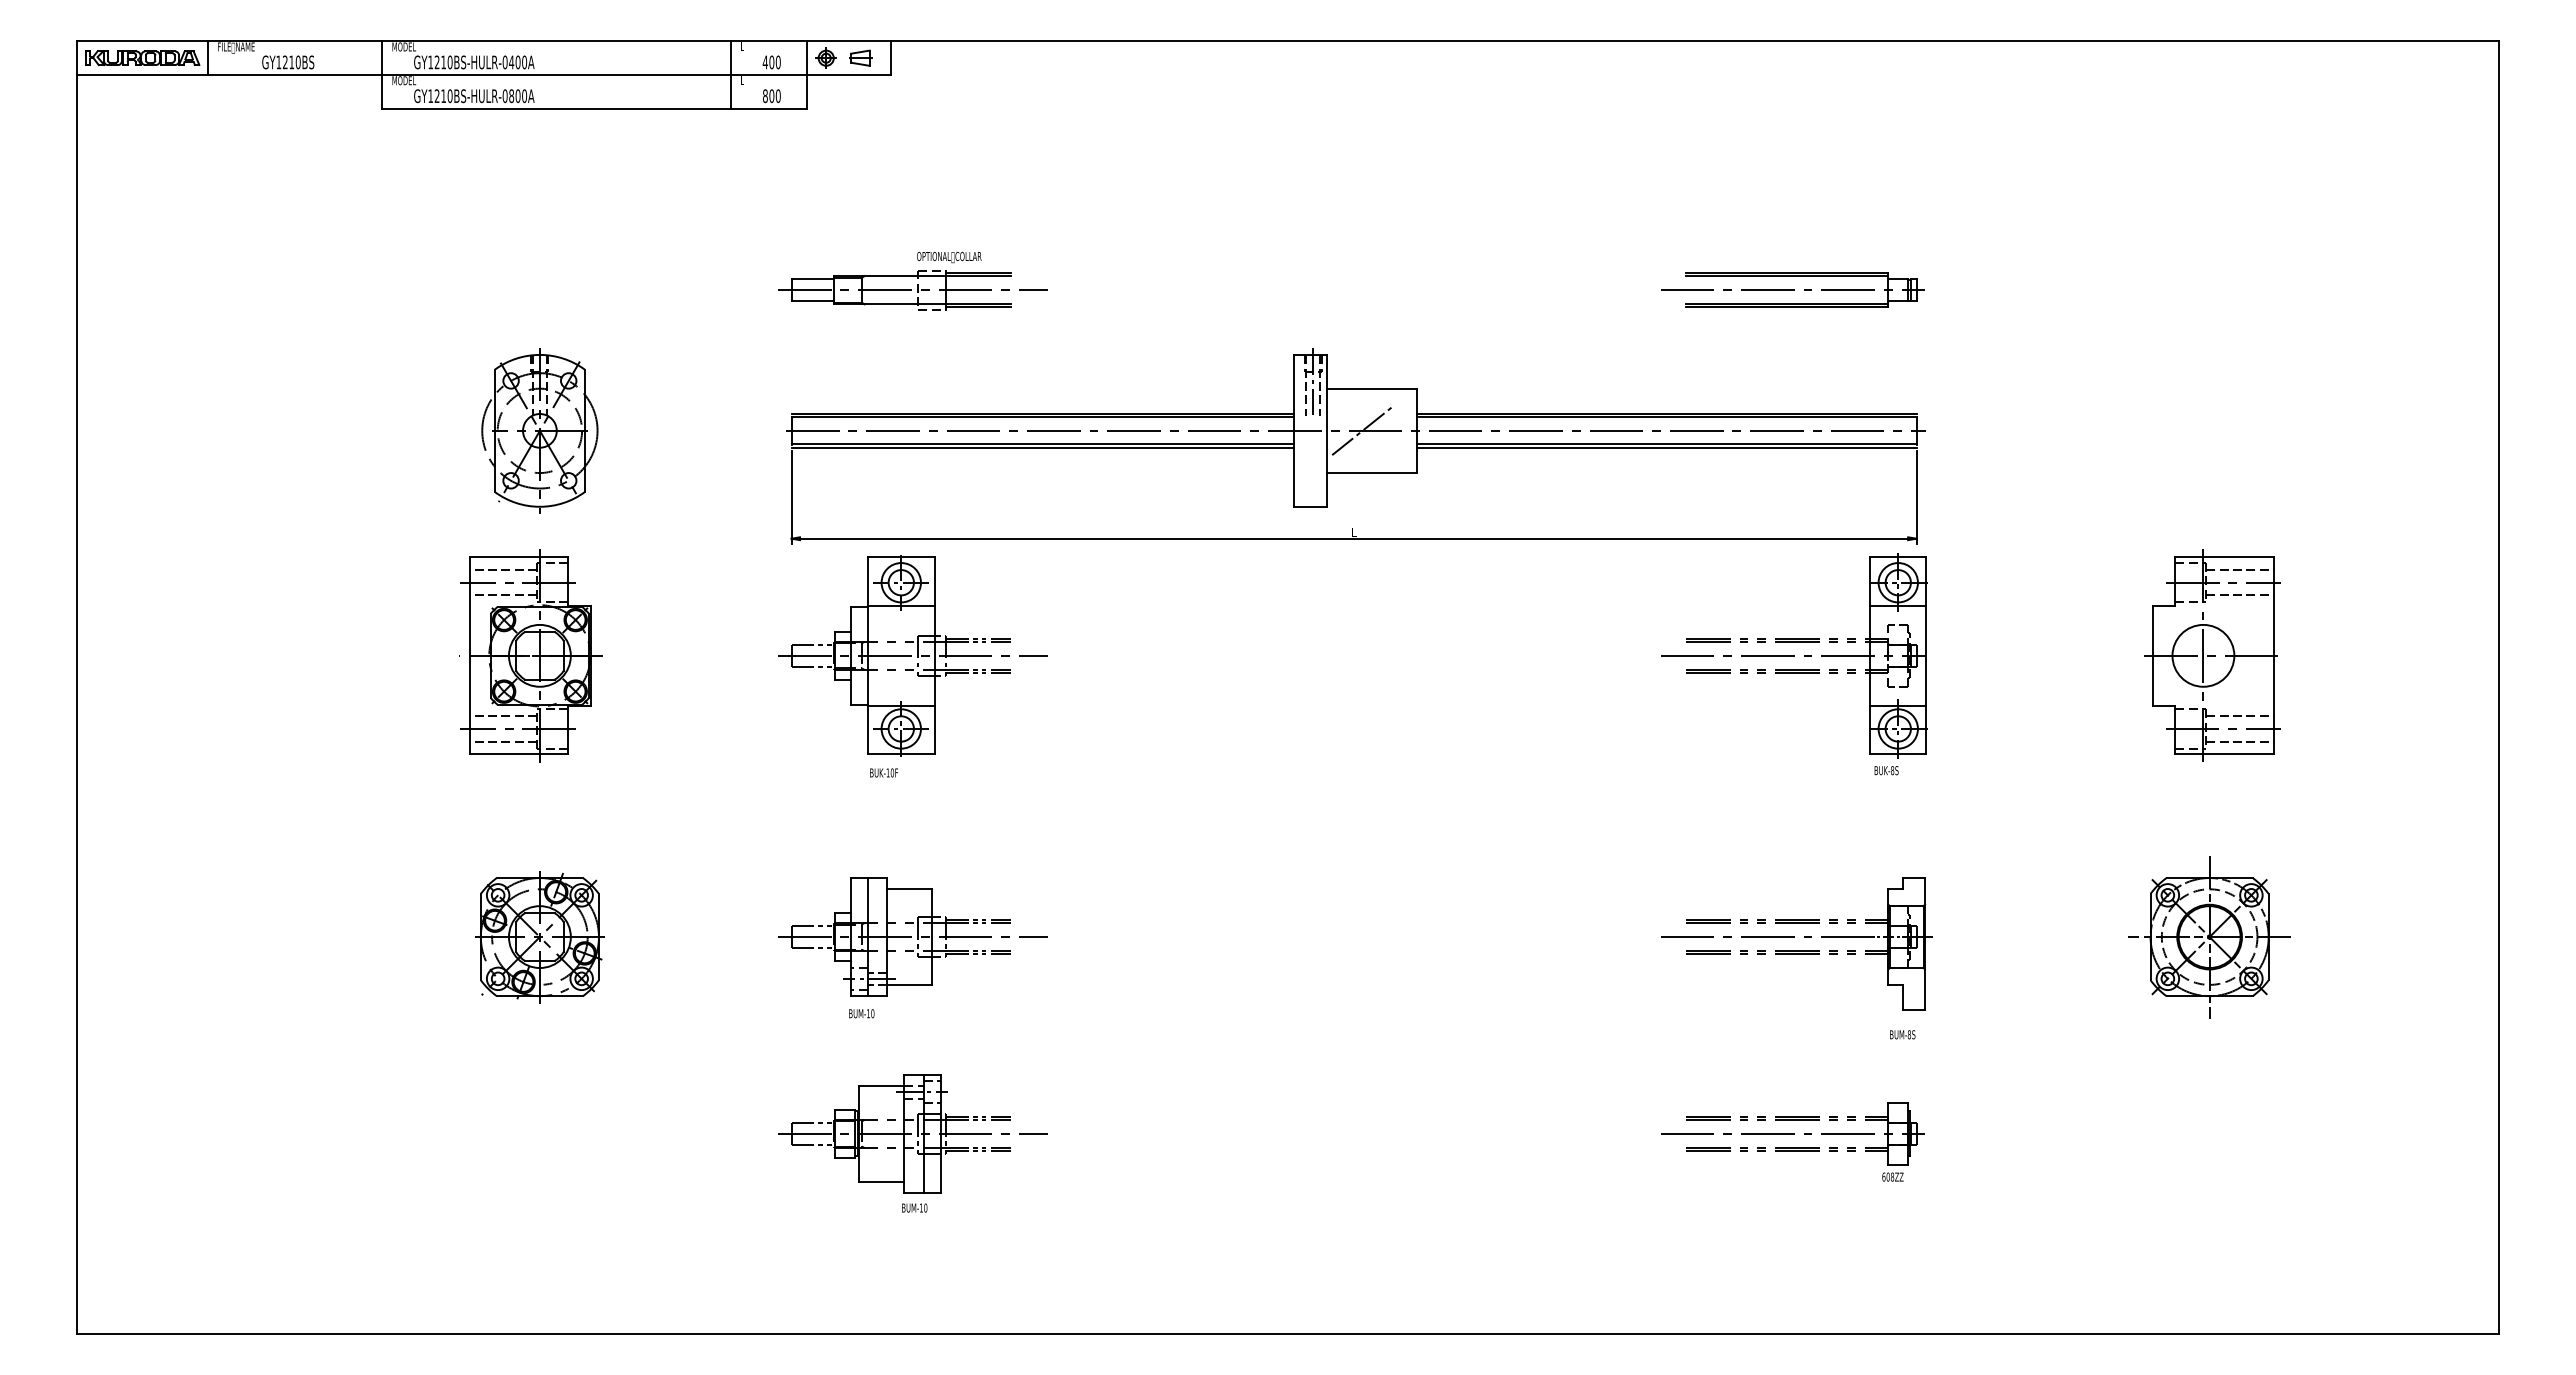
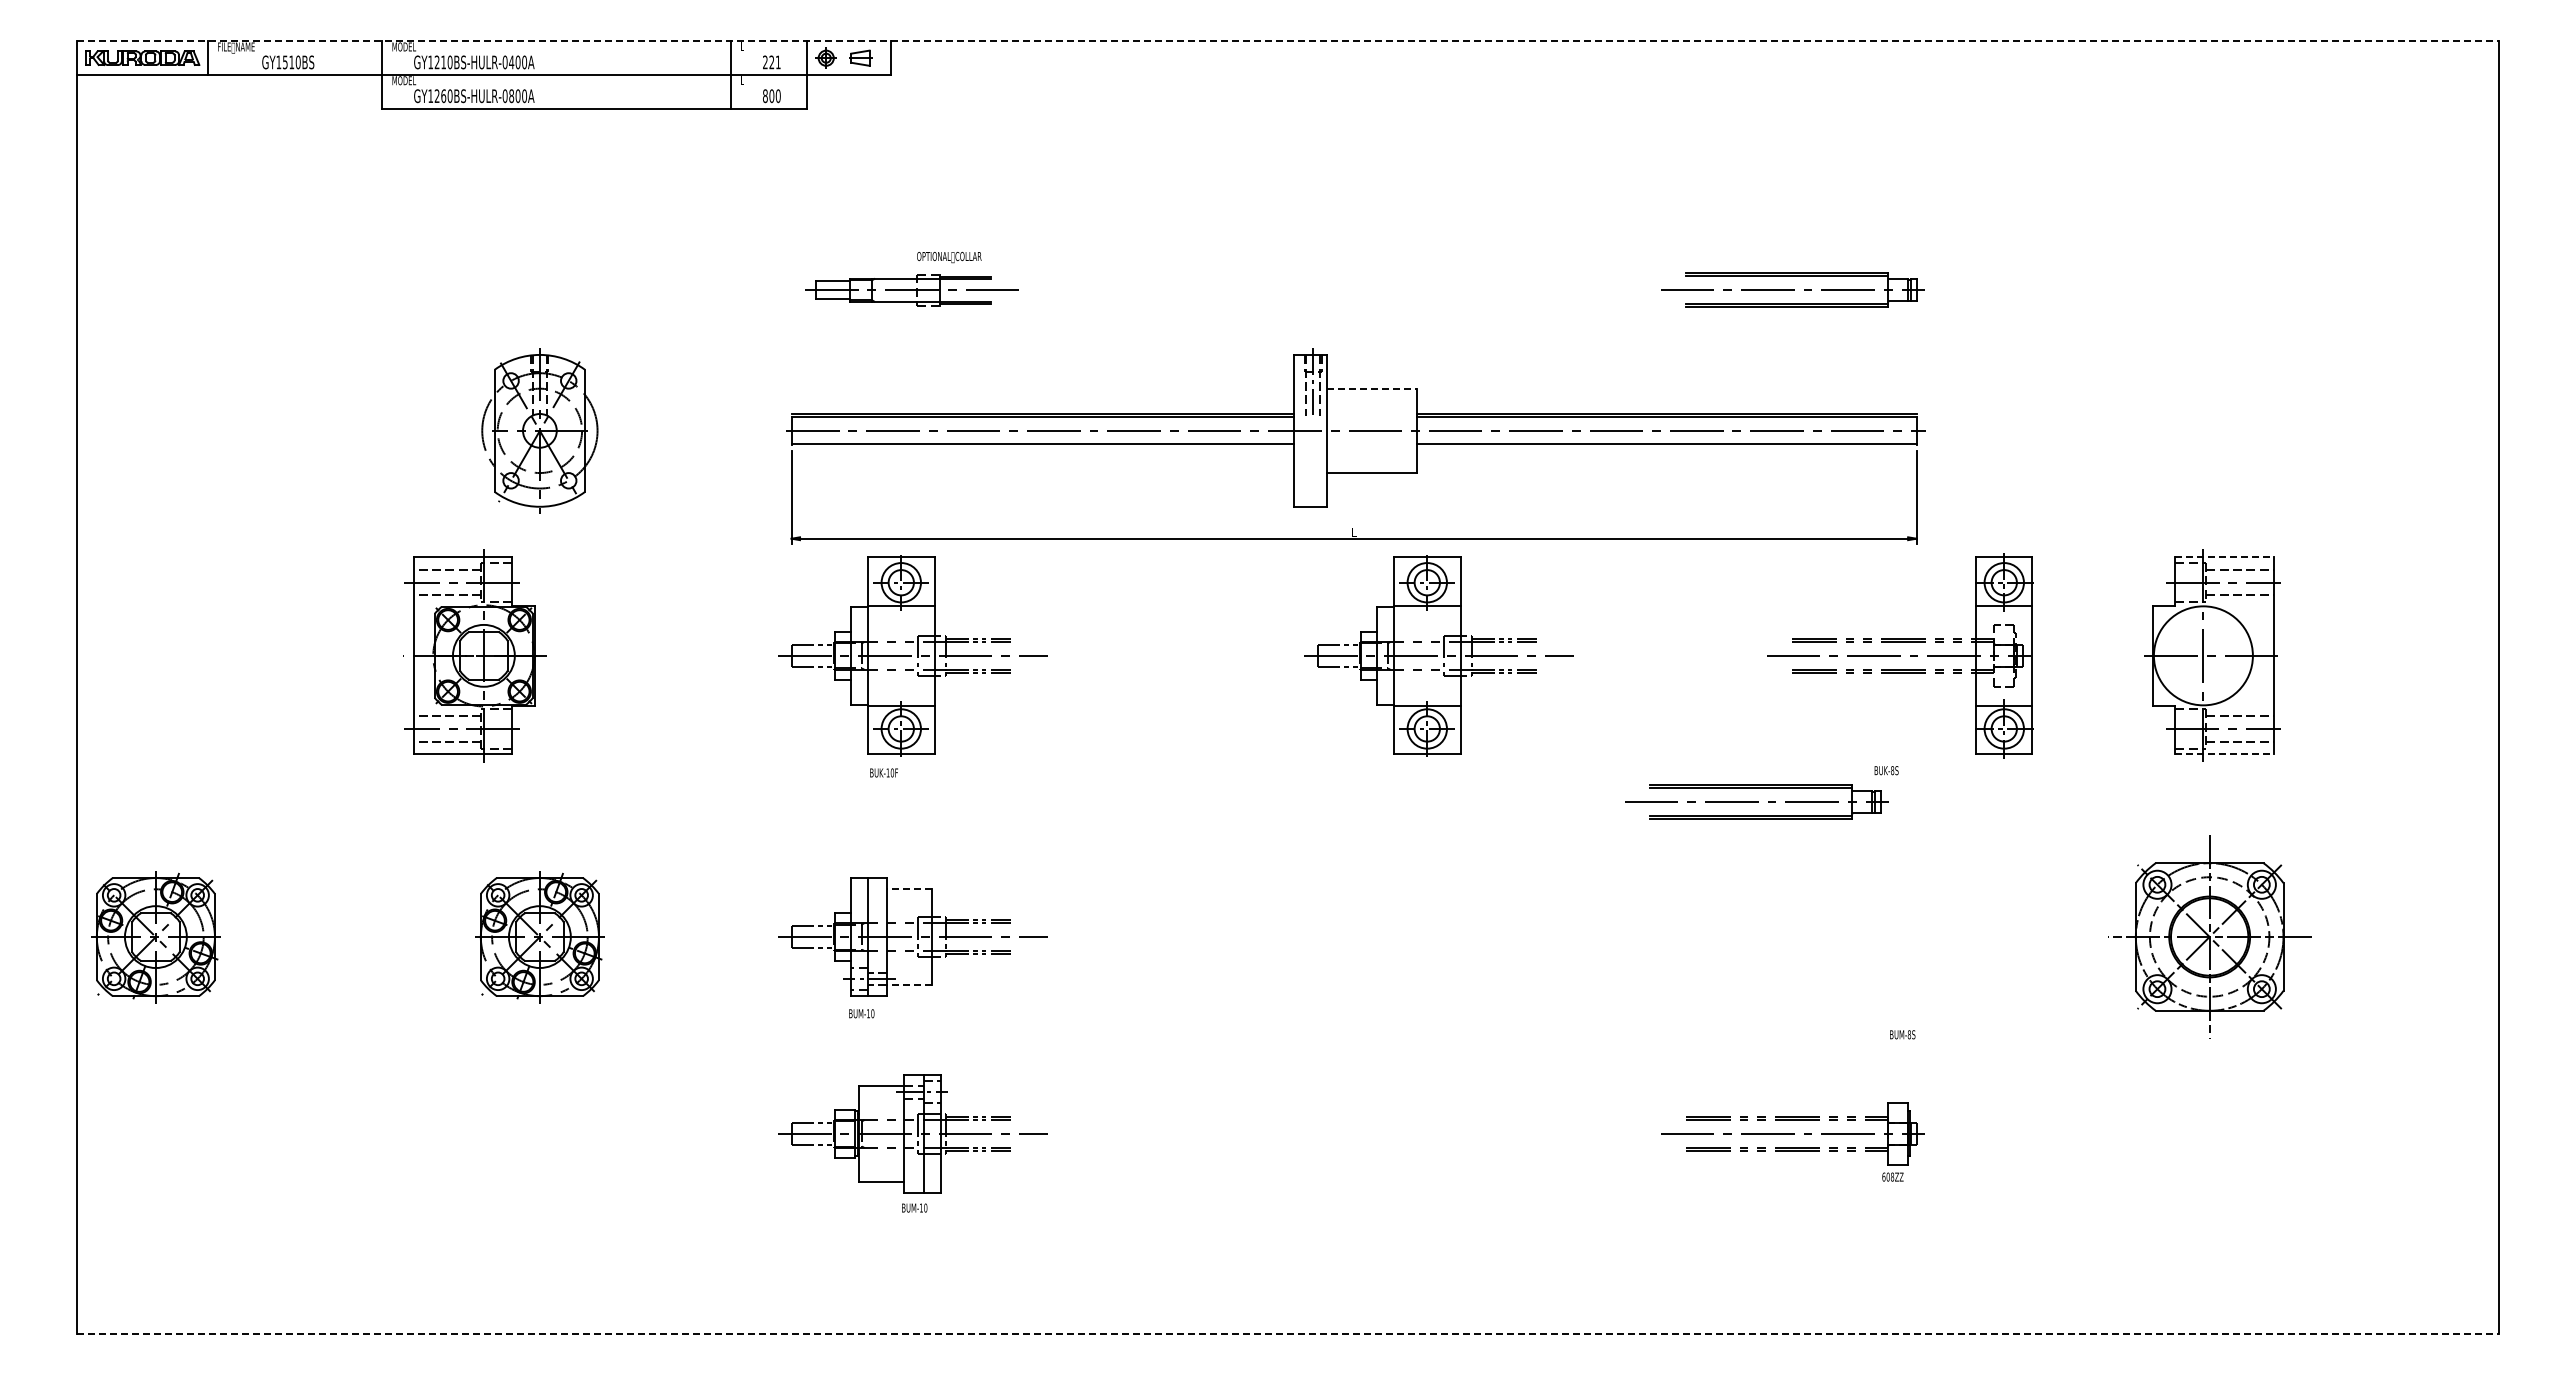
line: solid -> dashed (1288, 41)
text: GY1210BS -> GY1510BS (285, 62)
text: 400 -> 221 (771, 62)
text: GY1210BS-HULR-0800A -> GY1260BS-HULR-0800A (443, 96)
part size: 270x41 px -> 214x33 px (911, 290)
line: solid -> dashed (1372, 388)
line: present -> none (1362, 430)
line: present -> none (1042, 447)
line: present -> none (1666, 447)
line: solid -> dashed (2225, 557)
part position: (530, 655) -> (474, 655) (474, 655)
part: none -> present (1438, 655)
part position: (1794, 655) -> (1900, 655) (1900, 655)
circle diameter: 62 px -> 99 px (2202, 655)
line: solid -> dashed (2225, 754)
part: none -> present (1756, 801)
line: solid -> dashed (909, 889)
part: none -> present (155, 937)
part: present -> none (1794, 937)
part size: 163x163 px -> 204x204 px (2209, 936)
line: solid -> dashed (909, 984)
line: solid -> dashed (1288, 1333)
